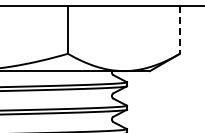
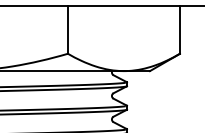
line: dashed -> solid (179, 30)
